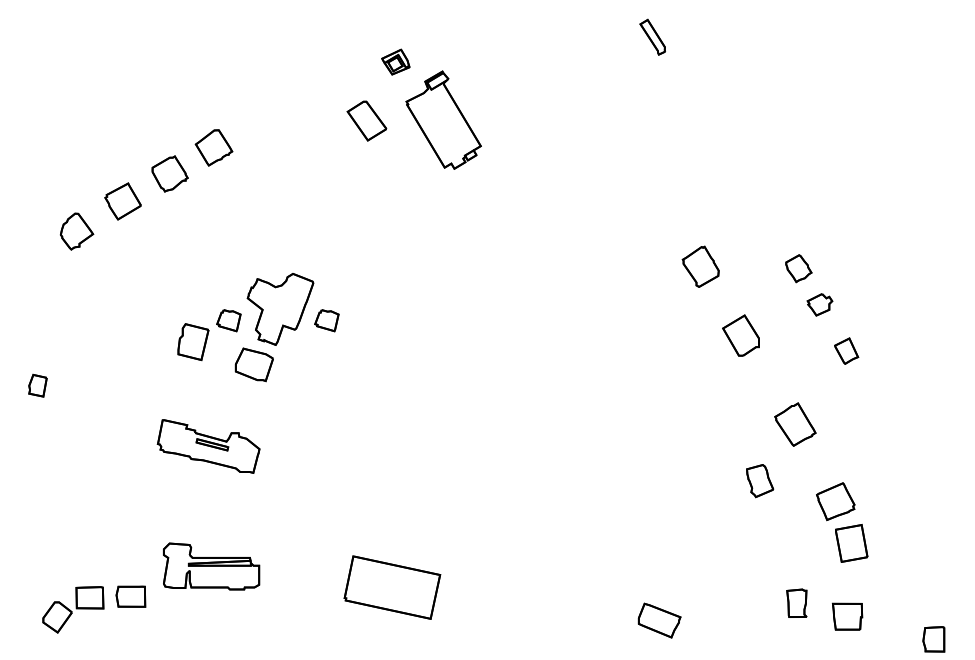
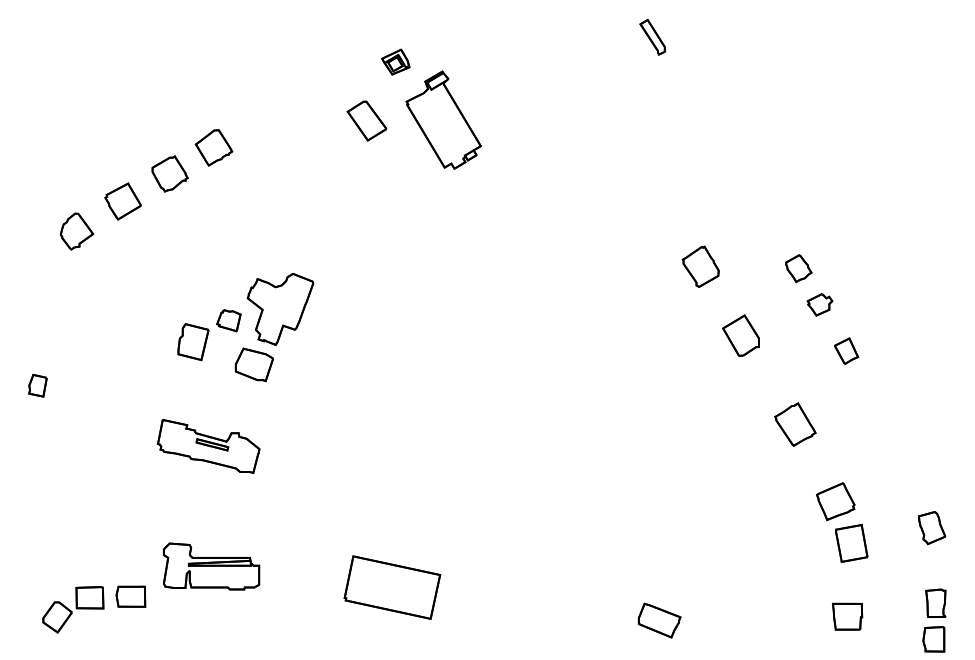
part: present -> none (326, 320)
part position: (760, 481) -> (932, 528) (932, 528)
part position: (796, 602) -> (935, 602) (935, 602)
